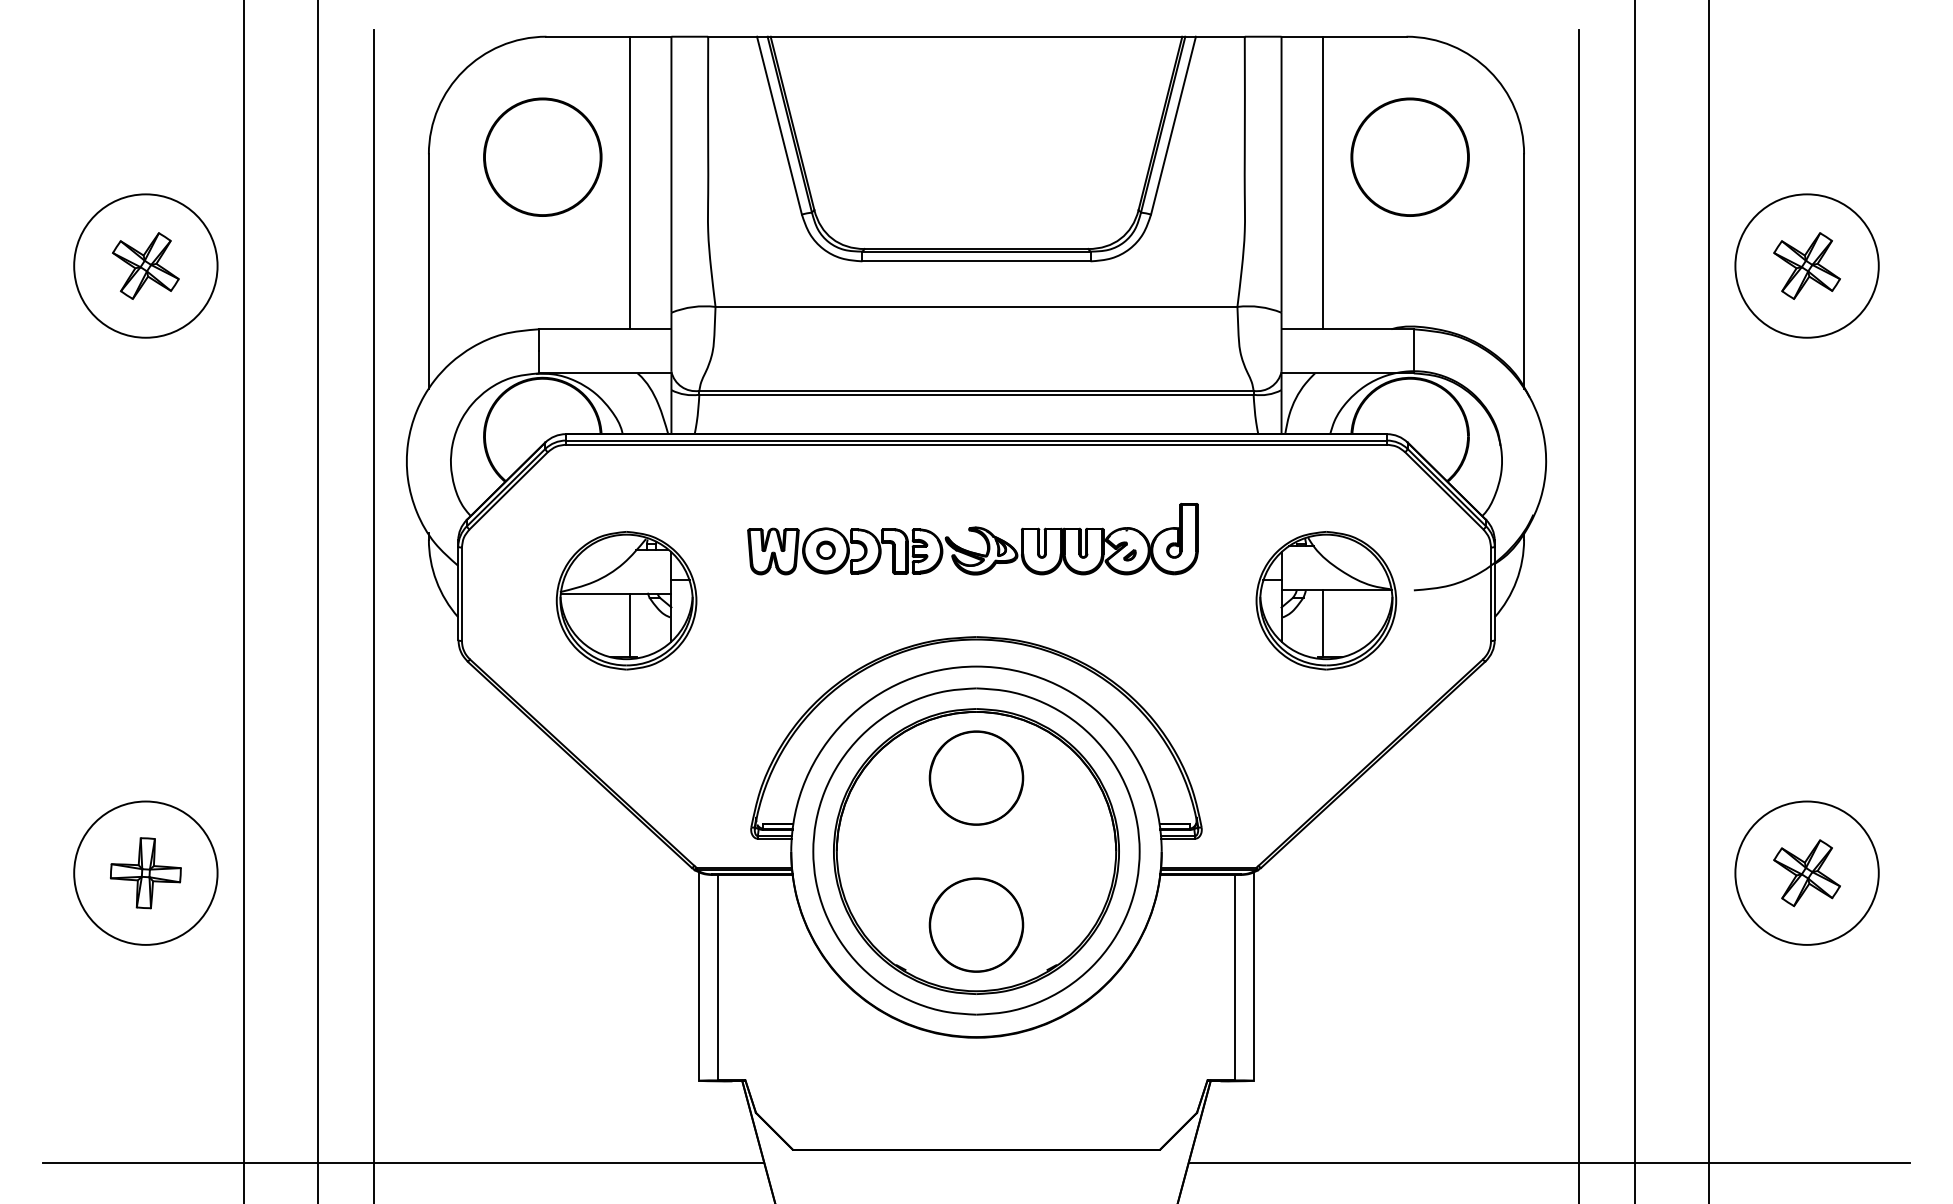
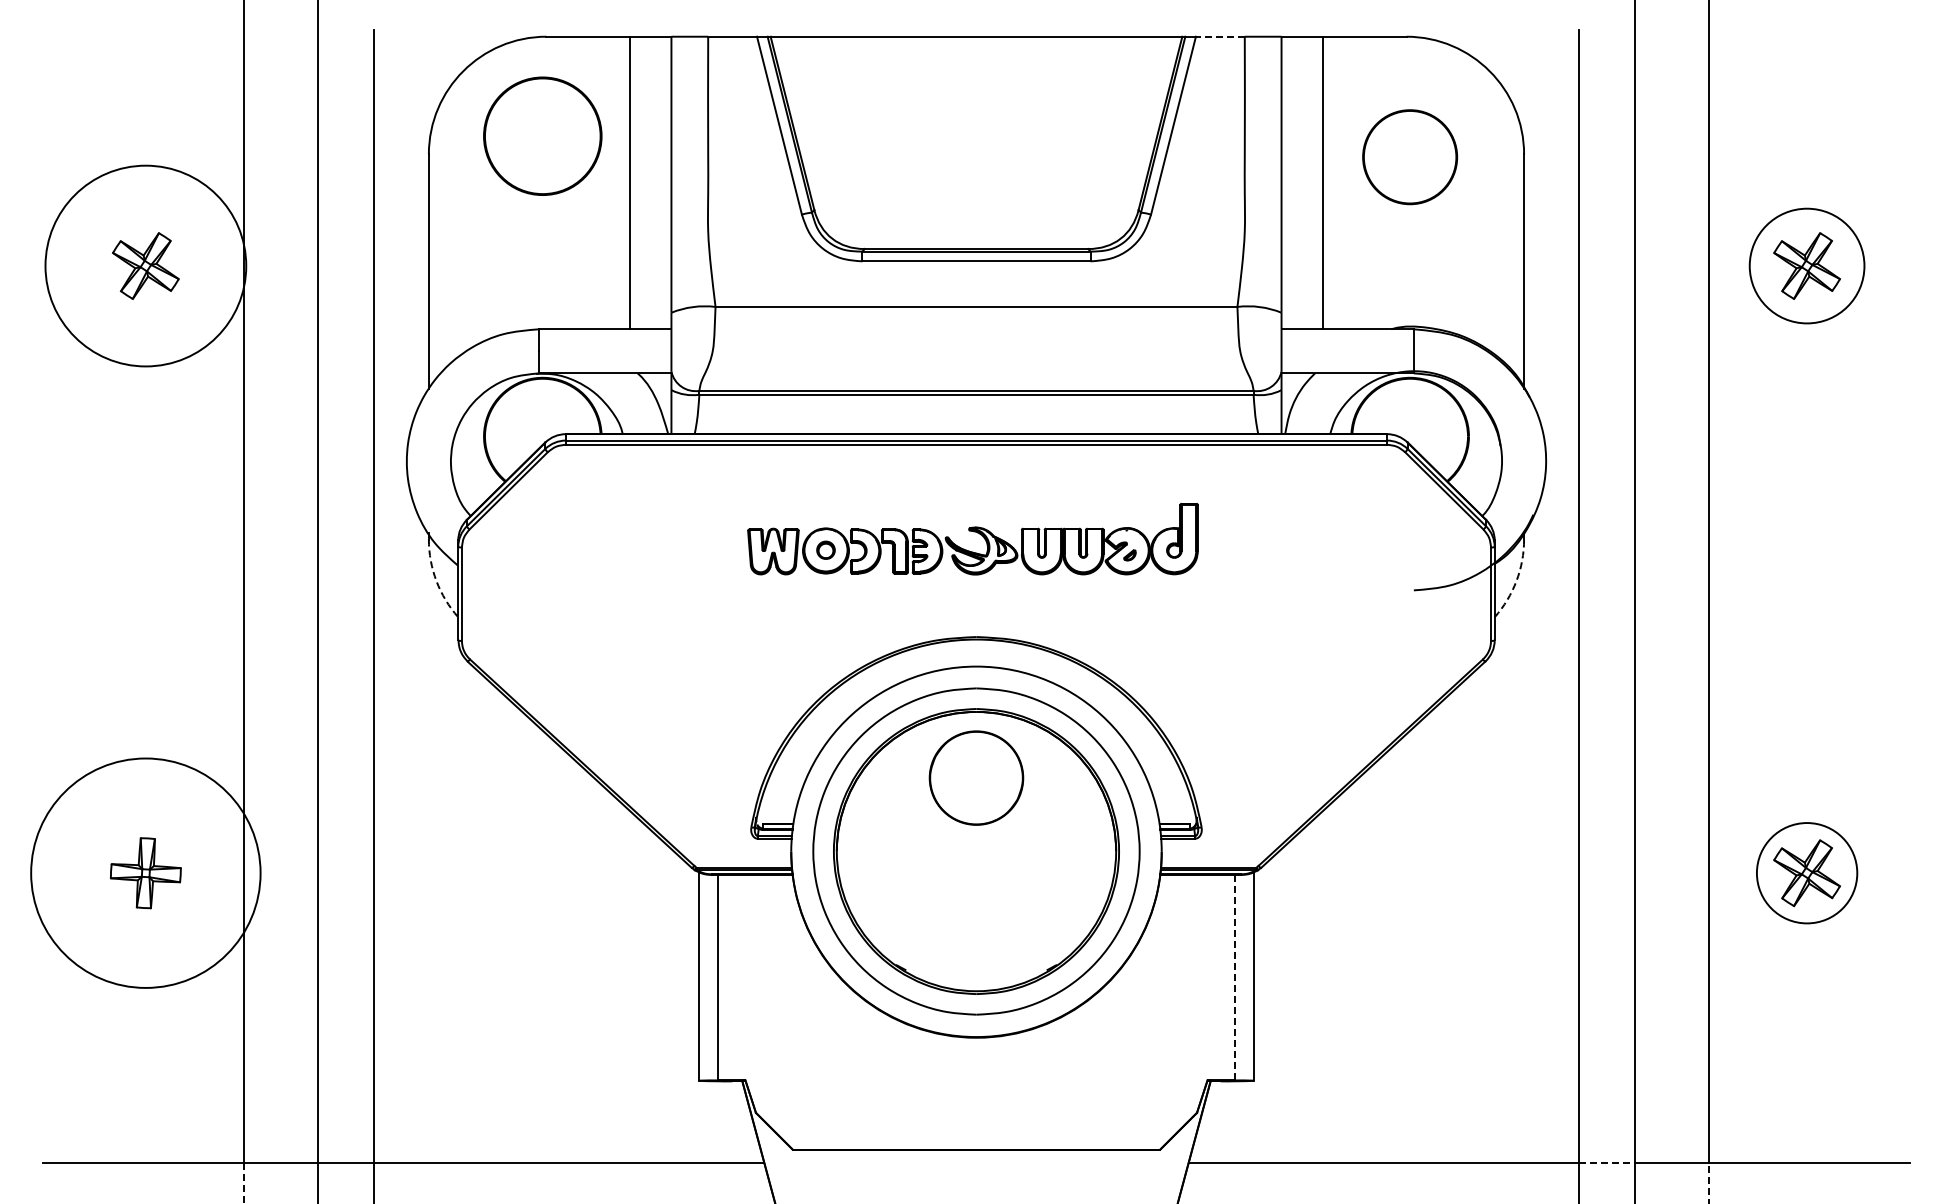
line: solid -> dashed (1219, 36)
circle position: (542, 156) -> (542, 135) (542, 135)
circle size: 120x120 px -> 97x97 px (1410, 157)
circle diameter: 143 px -> 201 px (145, 265)
circle diameter: 143 px -> 115 px (1806, 265)
arc: solid -> dashed (436, 581)
arc: solid -> dashed (1516, 581)
part: present -> none (626, 600)
part: present -> none (1326, 600)
circle diameter: 143 px -> 229 px (145, 872)
circle diameter: 143 px -> 100 px (1806, 873)
part: present -> none (976, 924)
line: solid -> dashed (1234, 977)
line: solid -> dashed (1607, 1162)
line: solid -> dashed (1708, 1182)
line: solid -> dashed (244, 1183)
